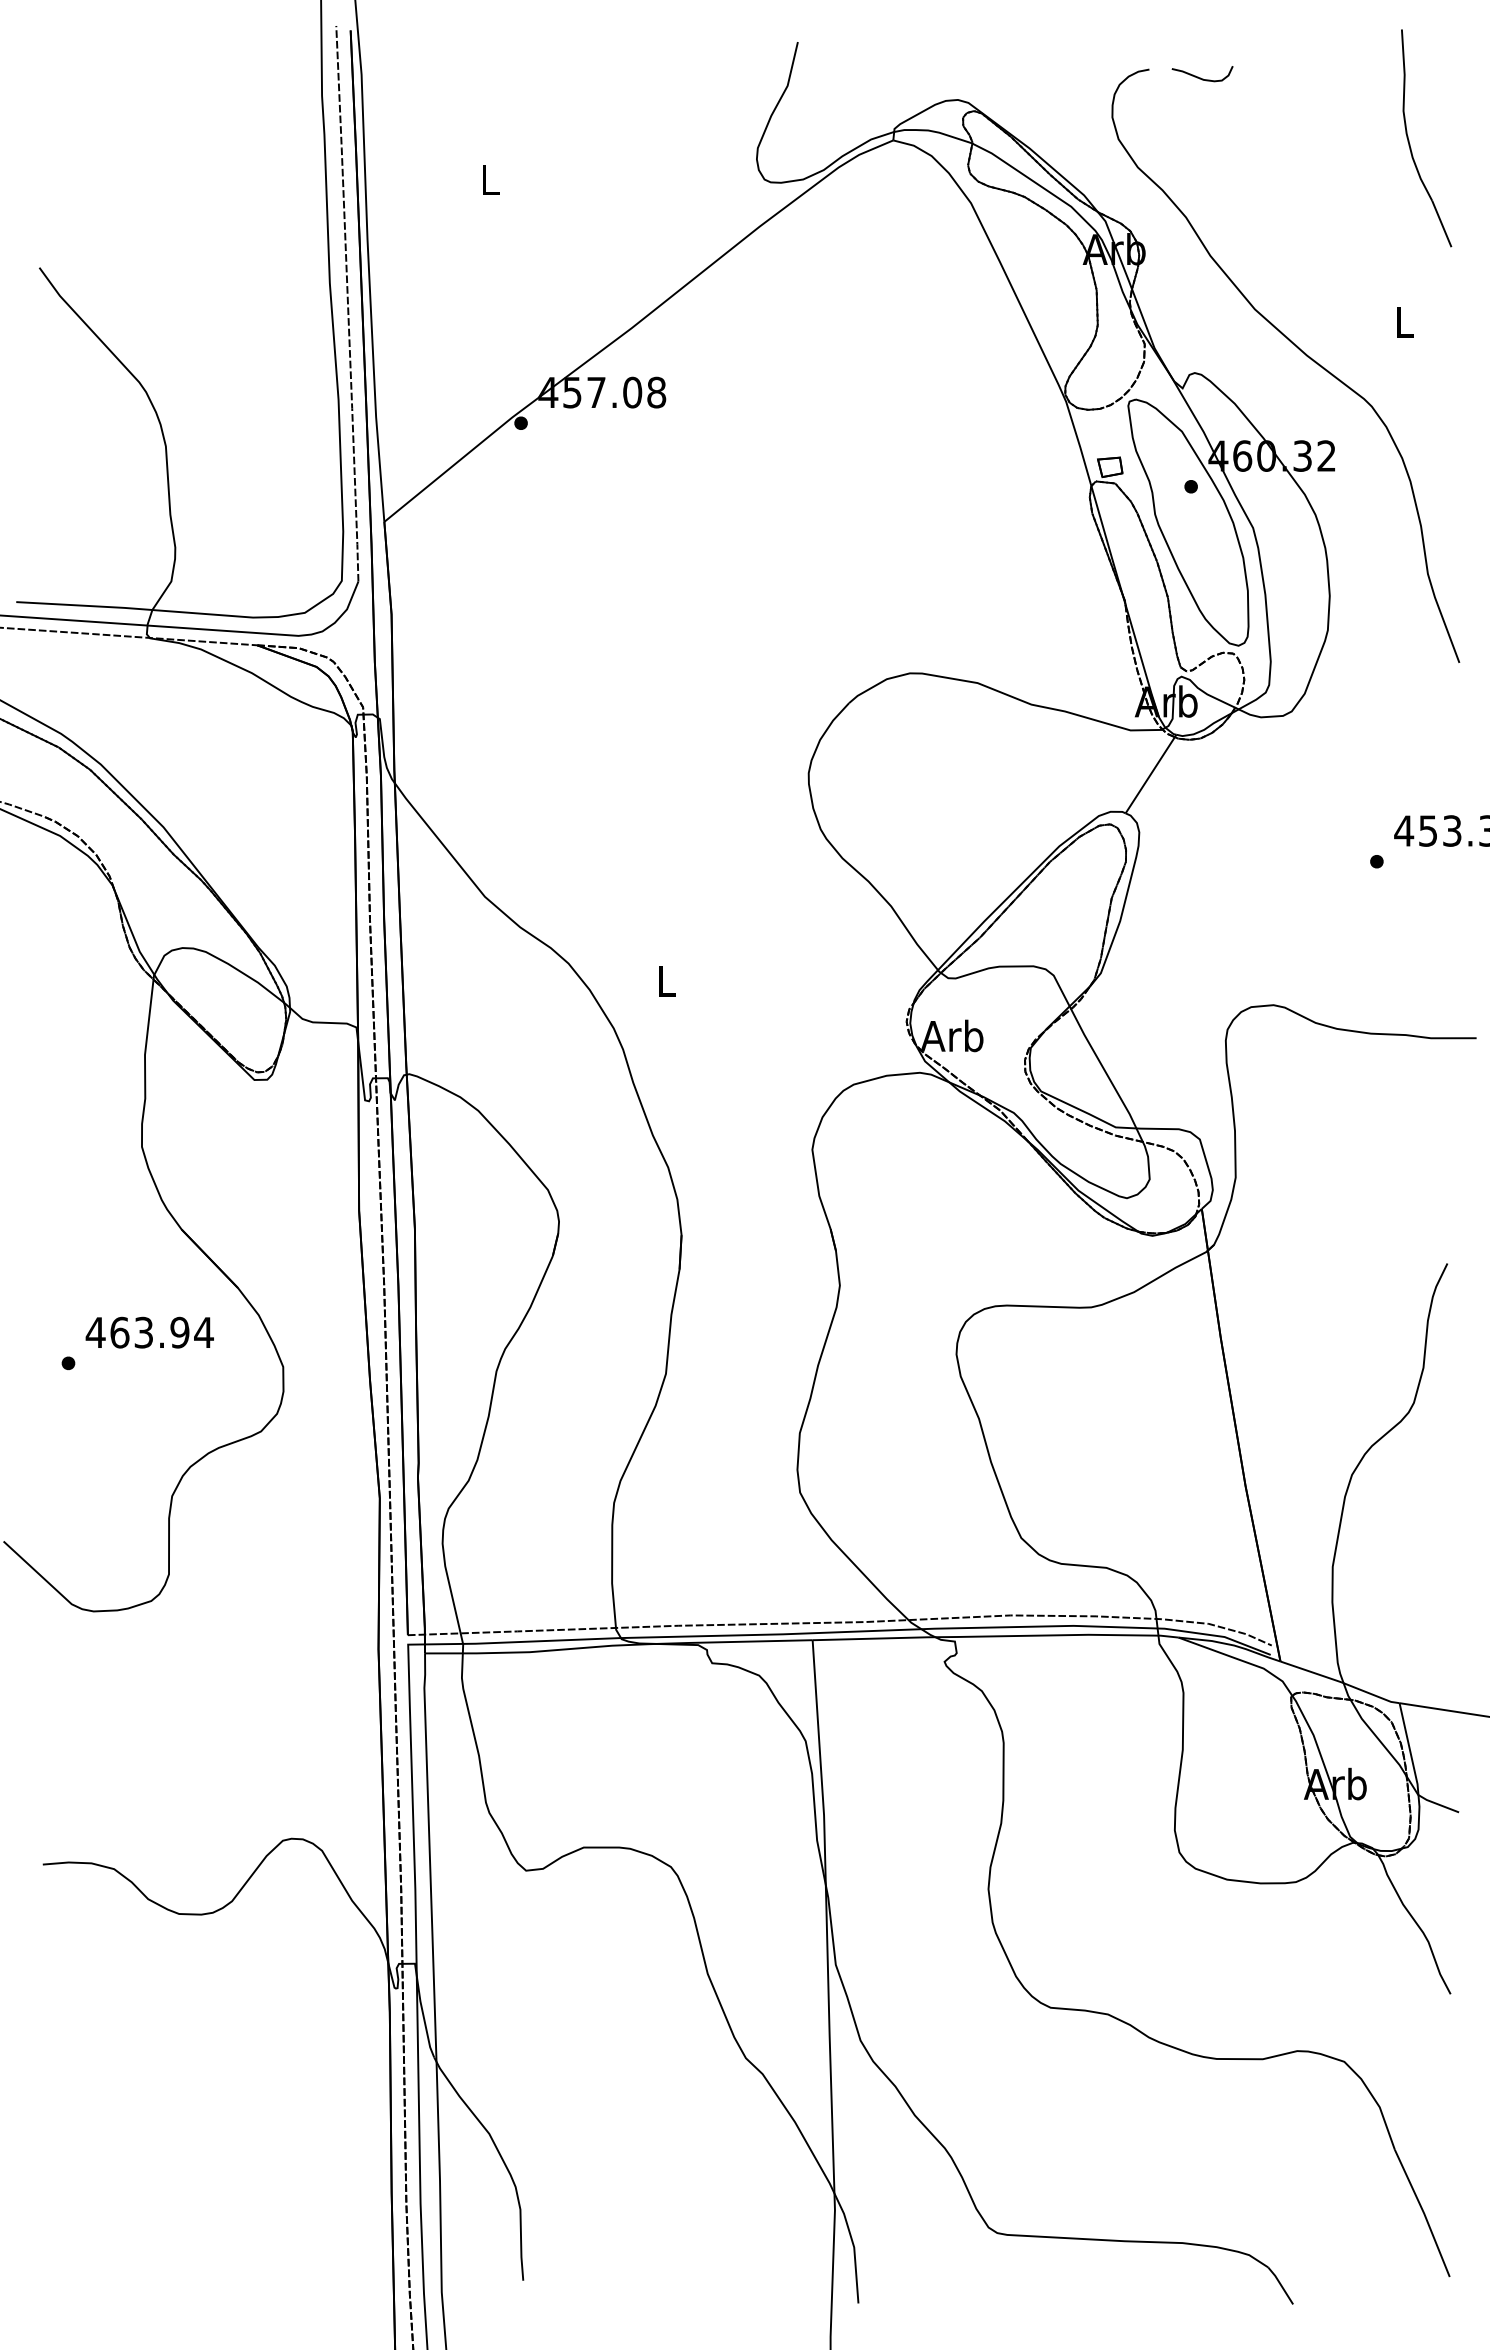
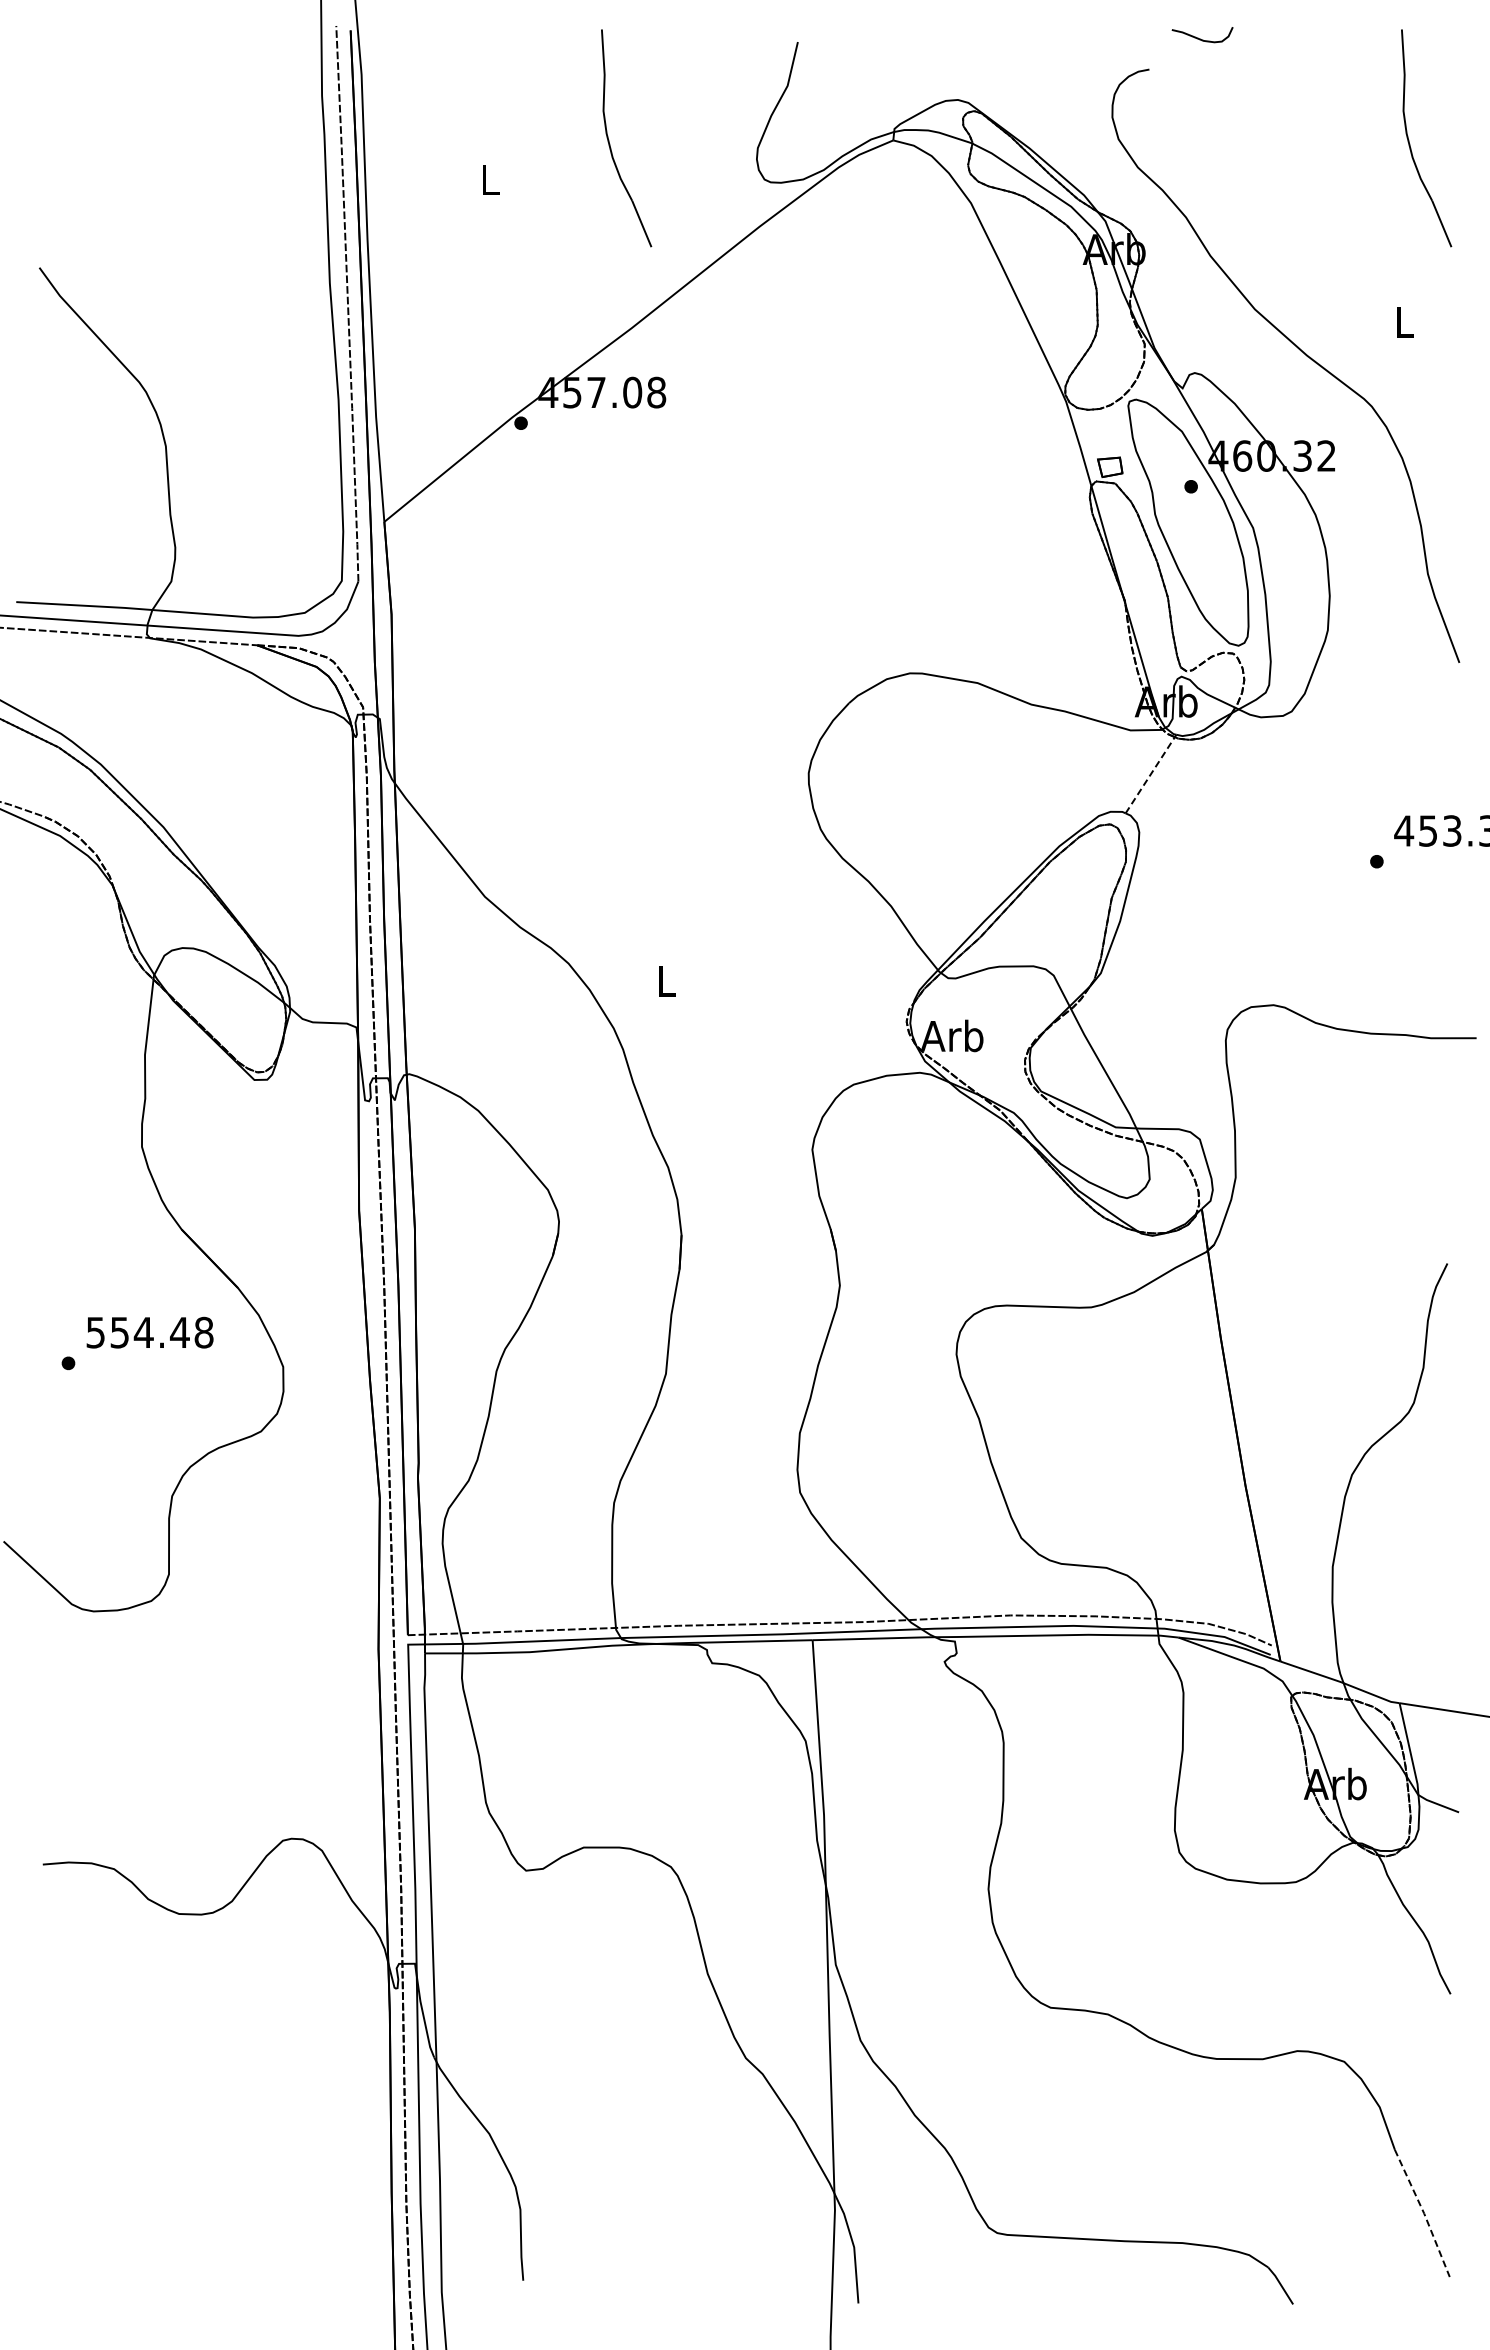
curve position: (1200, 77) -> (1200, 38) (1200, 38)
part: none -> present (610, 144)
line: solid -> dashed (1150, 774)
text: 463.94 -> 554.48 (149, 1332)
line: solid -> dashed (1424, 2213)
